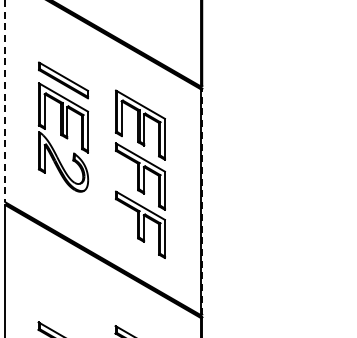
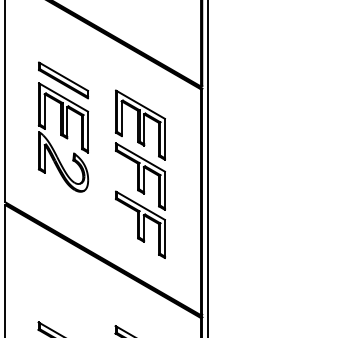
line: dashed -> solid (5, 101)
line: none -> present (208, 168)
line: dashed -> solid (202, 201)
